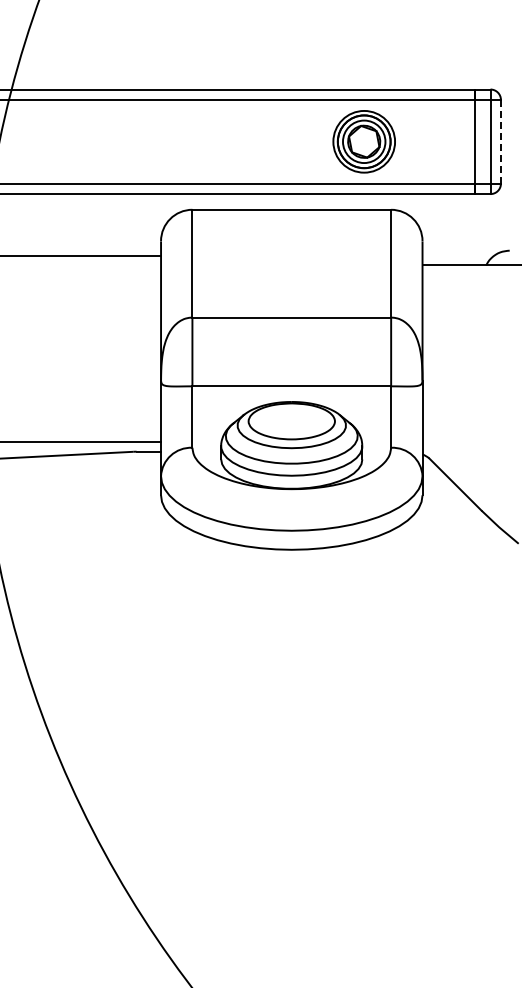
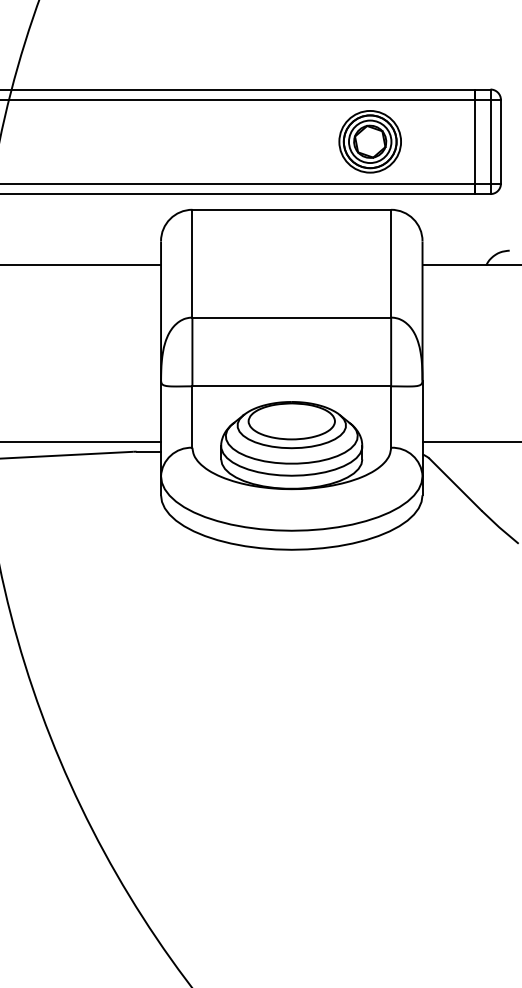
part position: (363, 141) -> (369, 141) (369, 141)
line: dashed -> solid (500, 141)
line position: (81, 256) -> (81, 265) (81, 265)
line: none -> present (470, 441)
